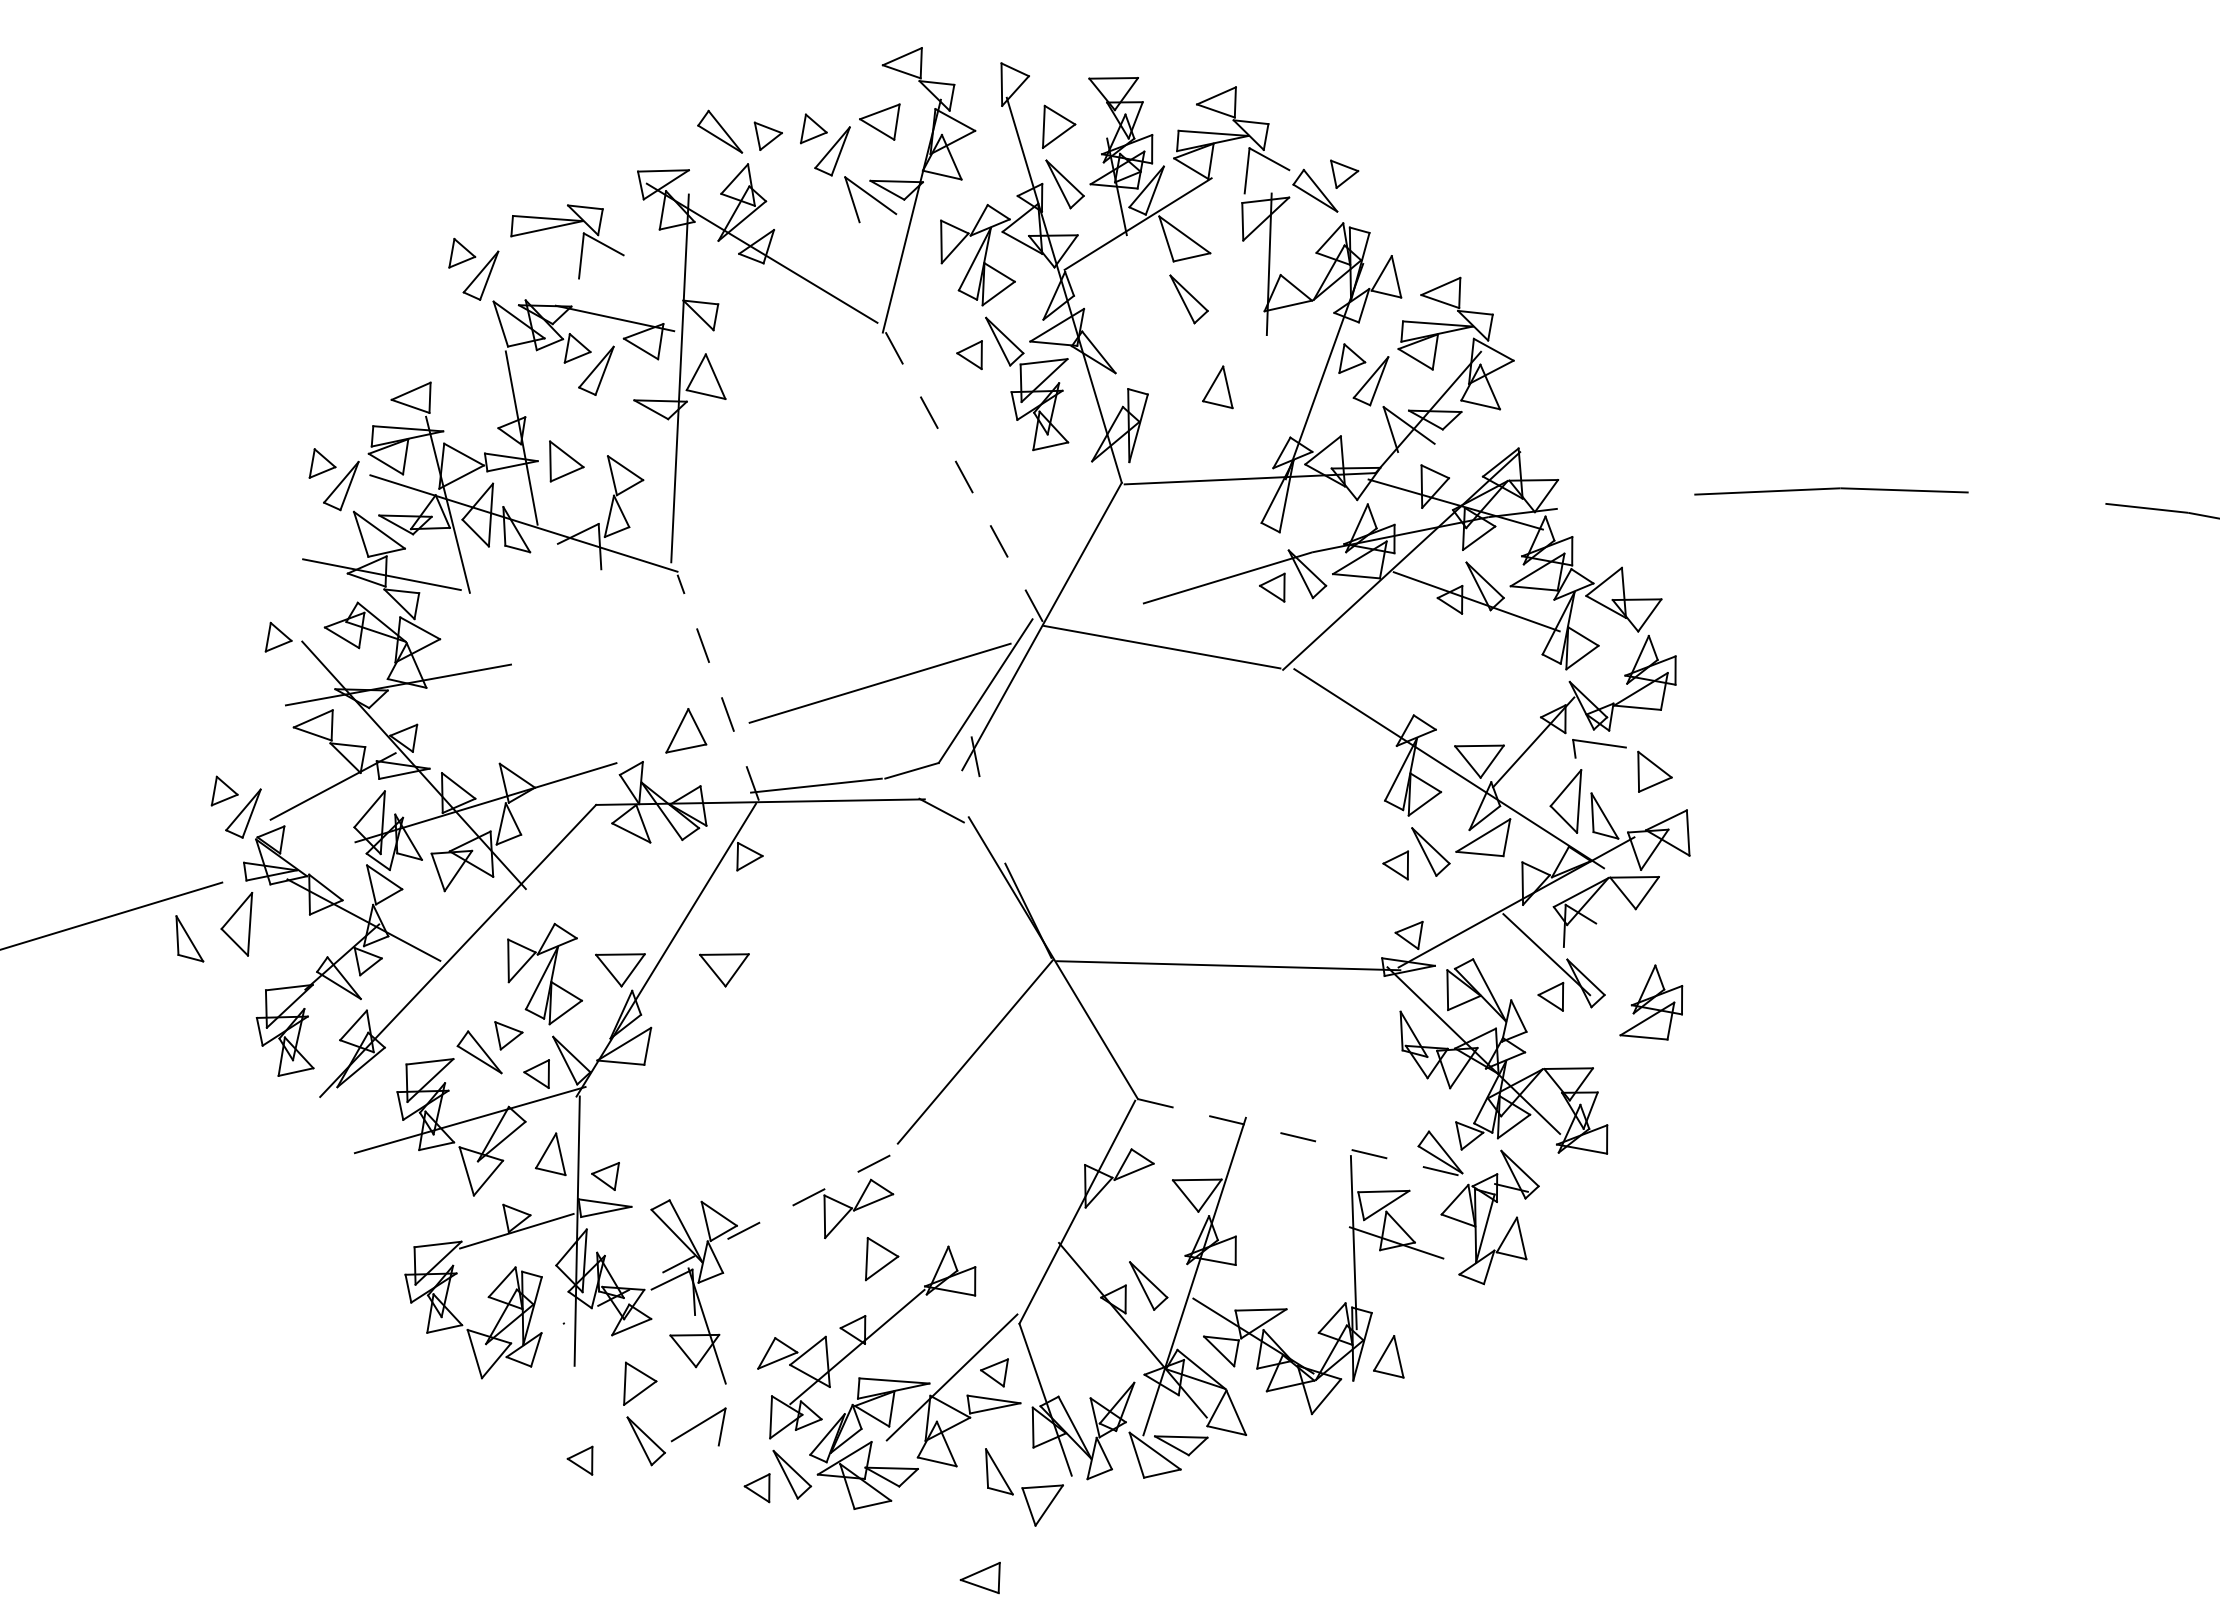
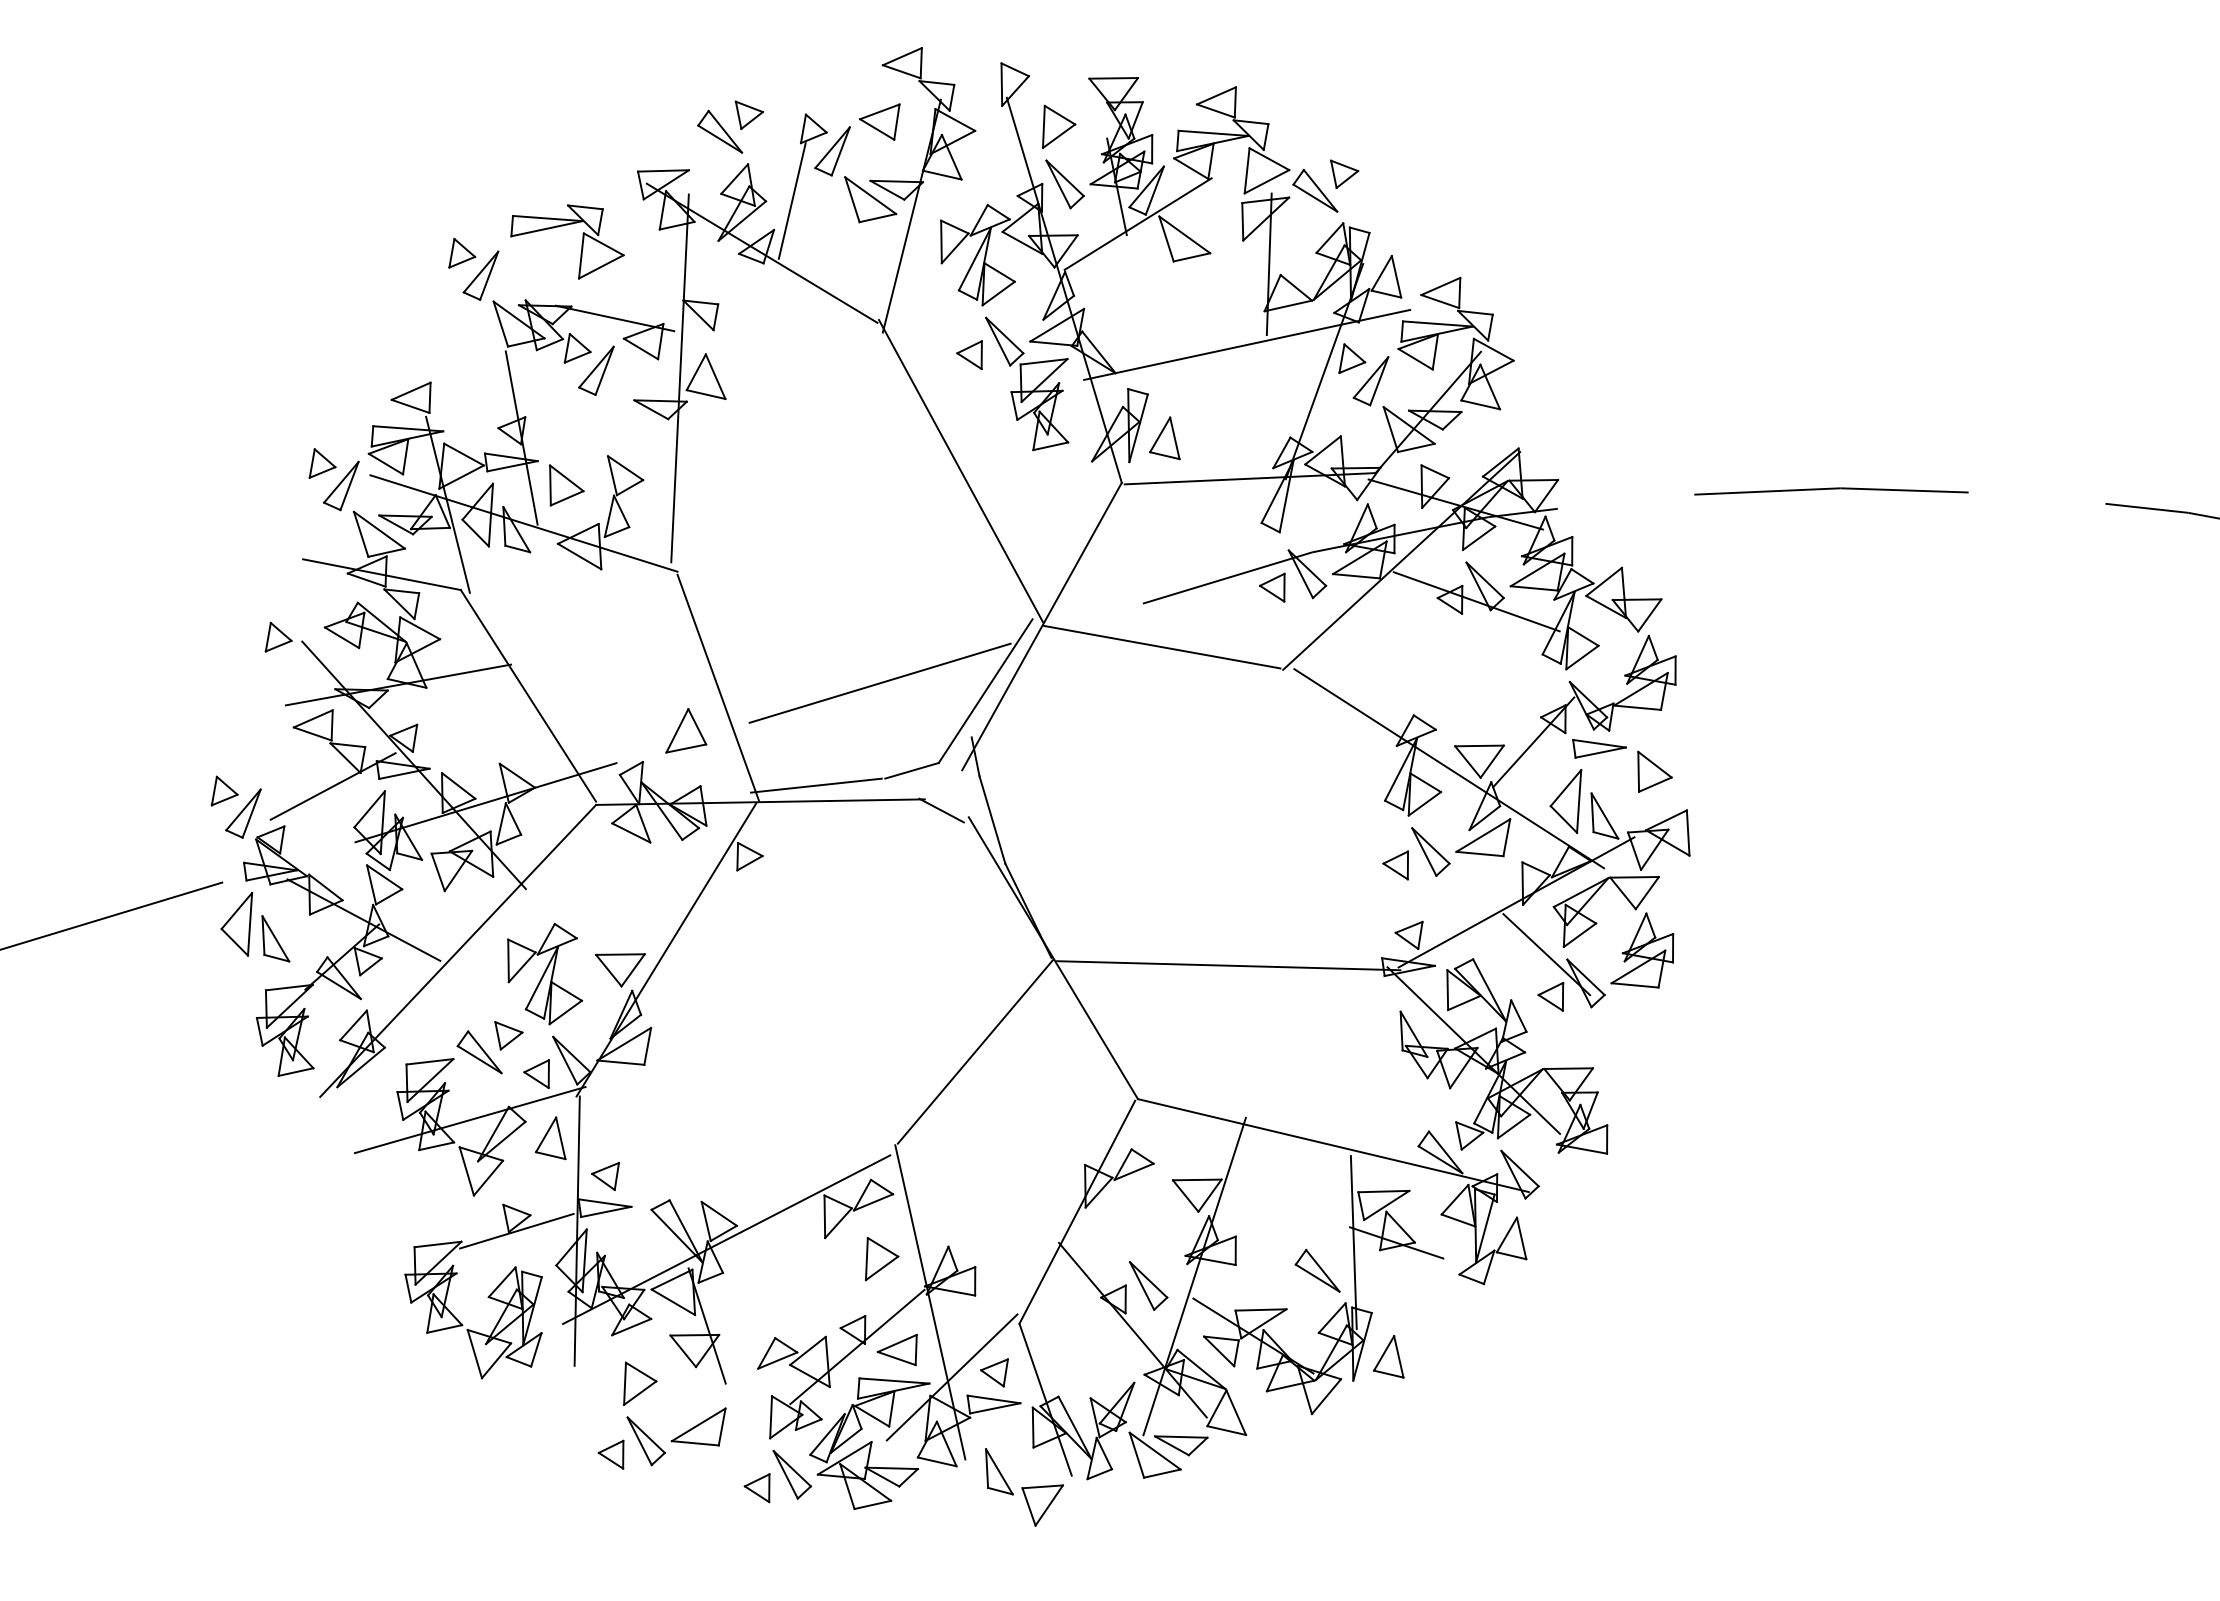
part position: (767, 135) -> (748, 114) (748, 114)
line: none -> present (1266, 181)
line: none -> present (791, 200)
line: none -> present (877, 218)
line: none -> present (601, 266)
part: present -> none (1188, 299)
line: none -> present (1247, 344)
part position: (1217, 387) -> (1164, 438) (1164, 438)
line: none -> present (1416, 447)
part position: (566, 461) -> (566, 485) (566, 485)
line: dashed -> solid (960, 470)
line: none -> present (579, 556)
line: dashed -> solid (718, 687)
line: none -> present (528, 695)
line: none -> present (1600, 752)
line: none -> present (992, 819)
line: none -> present (1579, 934)
part position: (189, 938) -> (275, 938) (275, 938)
part: present -> none (724, 970)
part position: (1651, 1002) -> (1642, 950) (1642, 950)
line: dashed -> solid (1333, 1145)
part position: (550, 1154) -> (550, 1138) (550, 1138)
line: dashed -> solid (726, 1239)
part: none -> present (1317, 1270)
line: none -> present (673, 1302)
line: none -> present (930, 1302)
line: none -> present (694, 1443)
part position: (579, 1460) -> (610, 1454) (610, 1454)
part position: (979, 1578) -> (896, 1350) (896, 1350)
